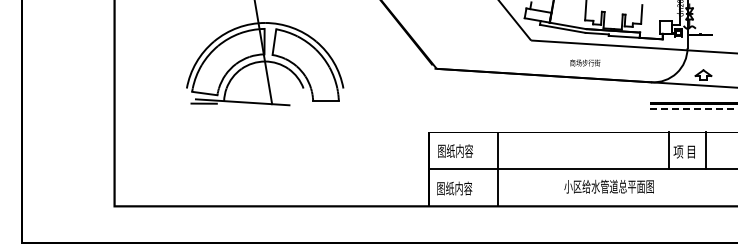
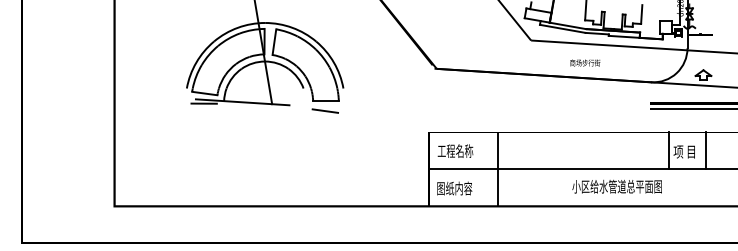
line: dashed -> solid (694, 109)
line: none -> present (325, 110)
text: 图纸内容 -> 工程名称 (455, 150)
text position: (608, 186) -> (616, 186) (616, 186)
